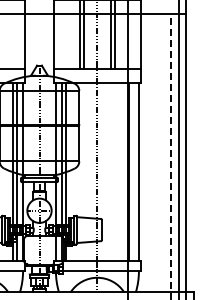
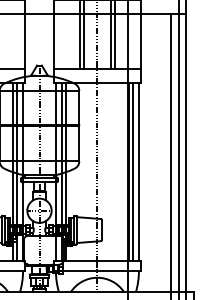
line: dashed -> solid (170, 157)
line: none -> present (133, 171)
